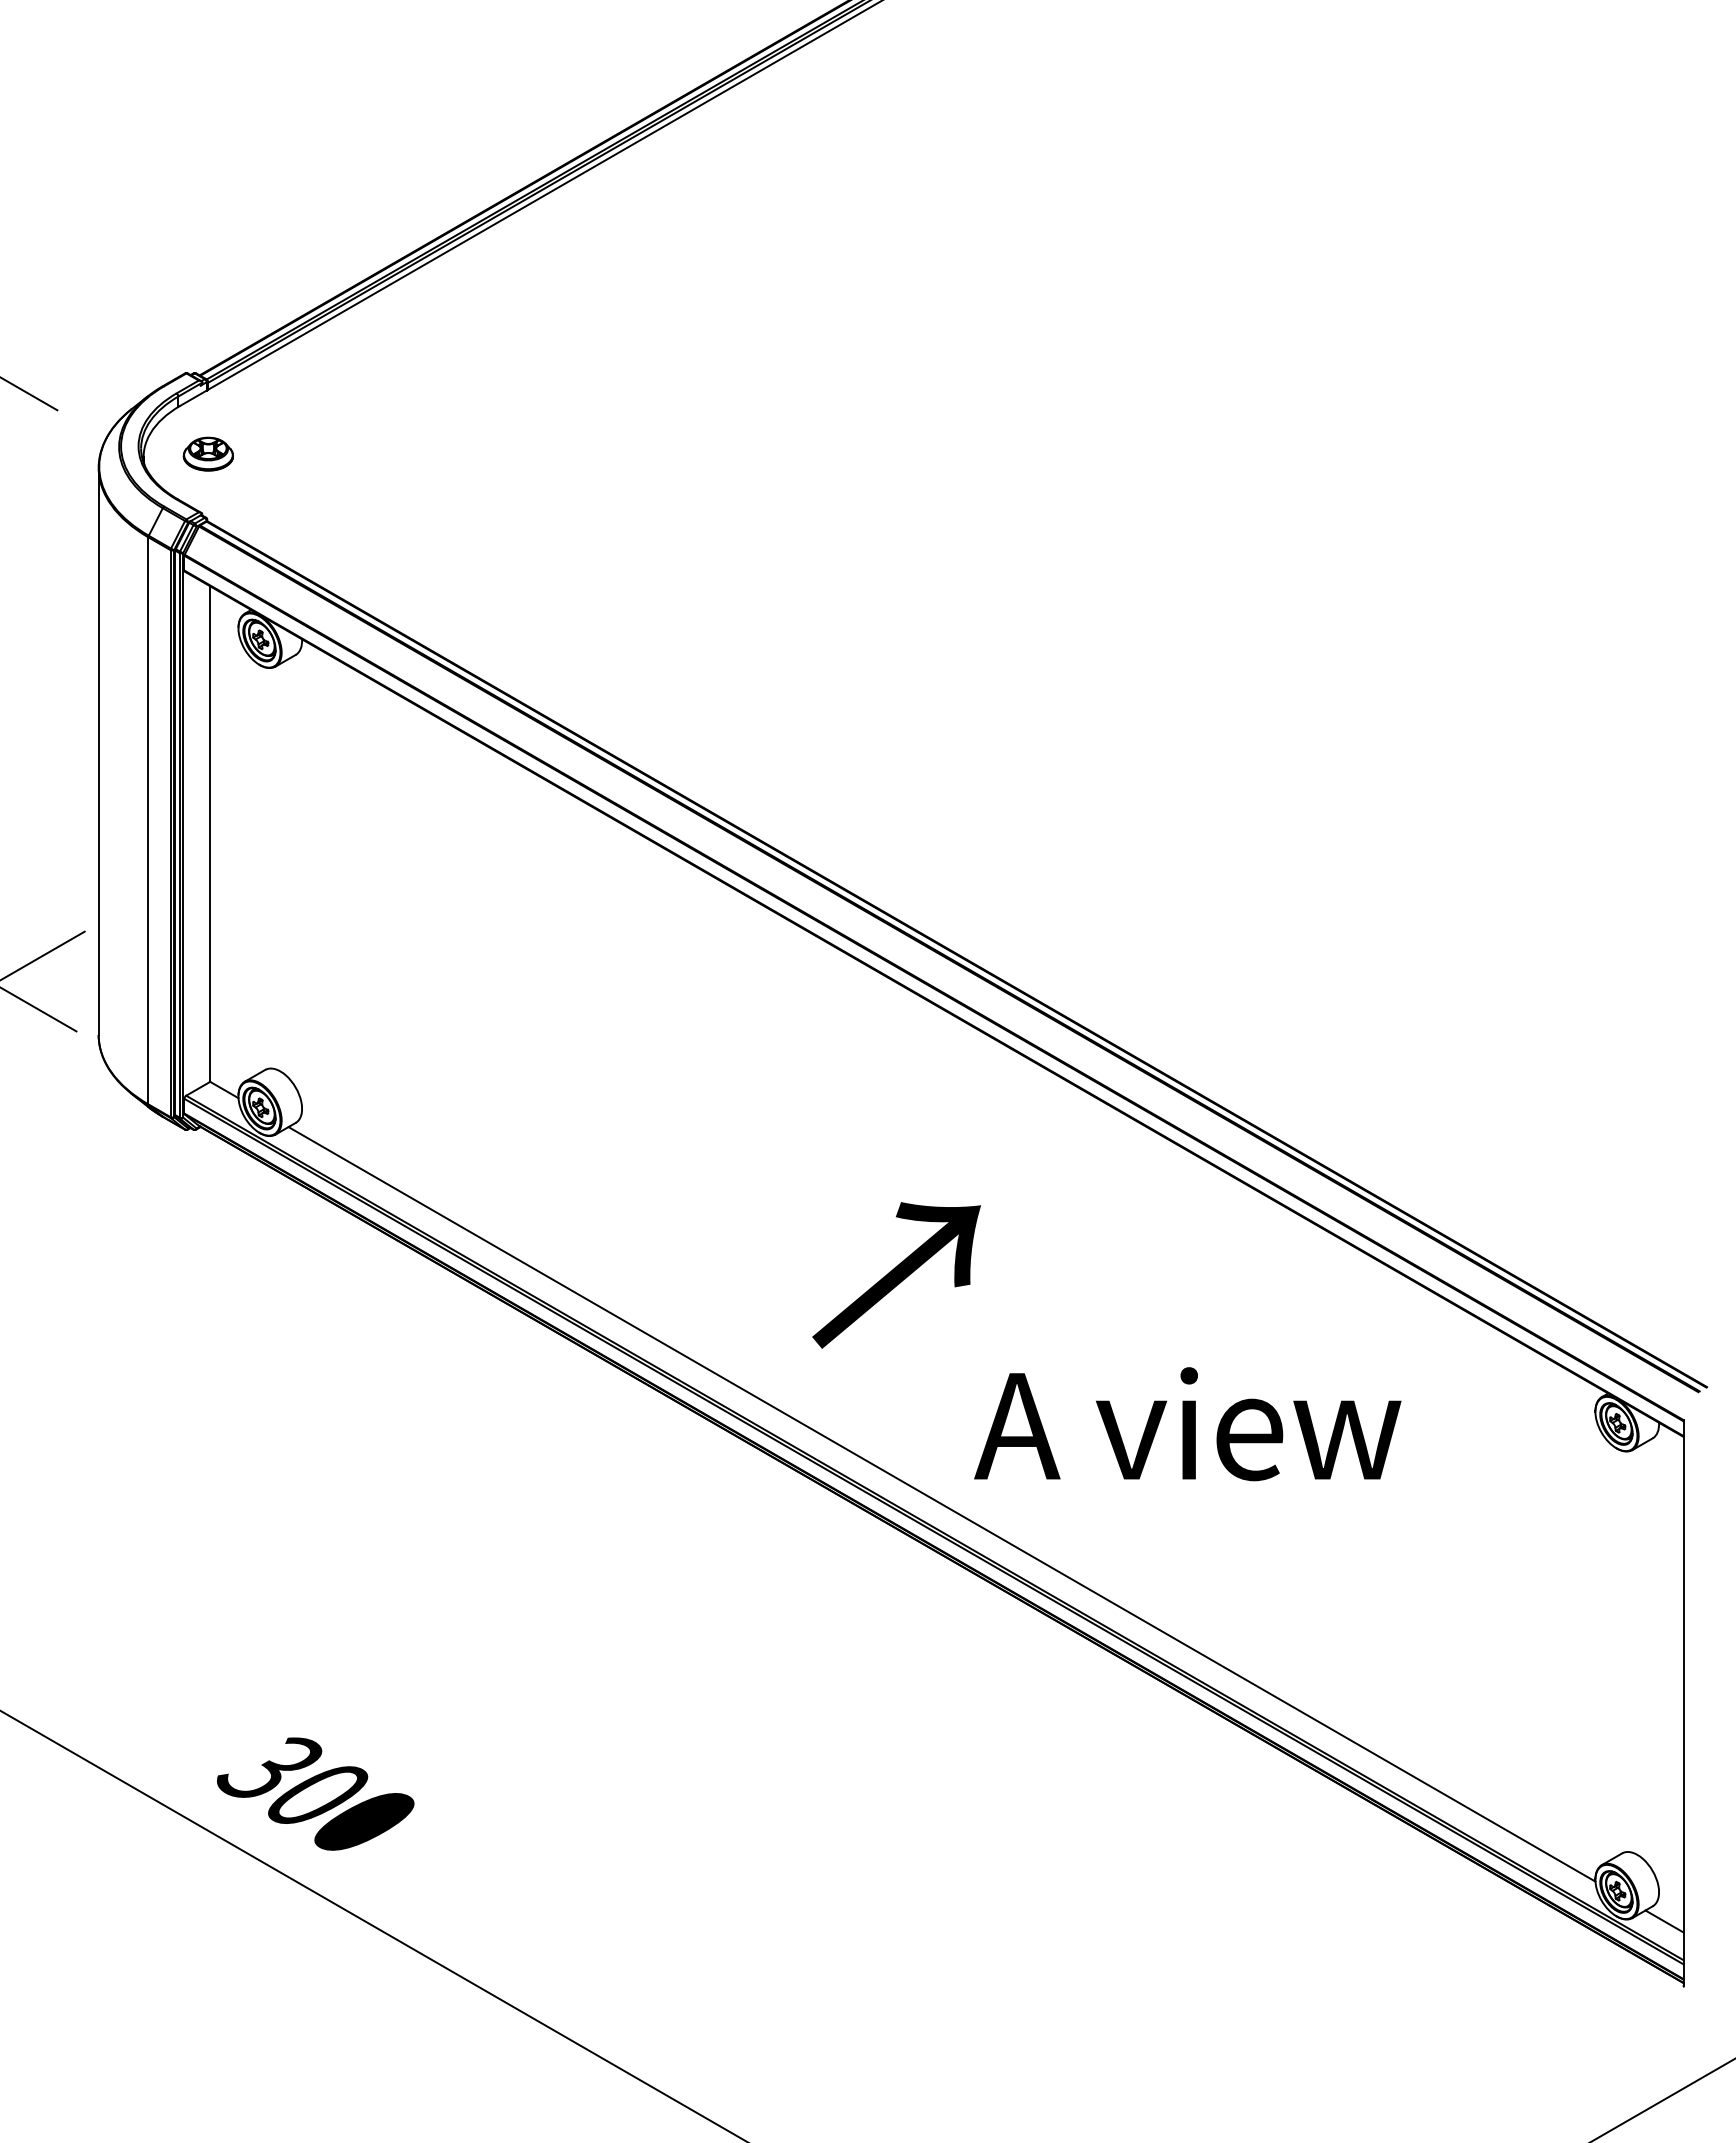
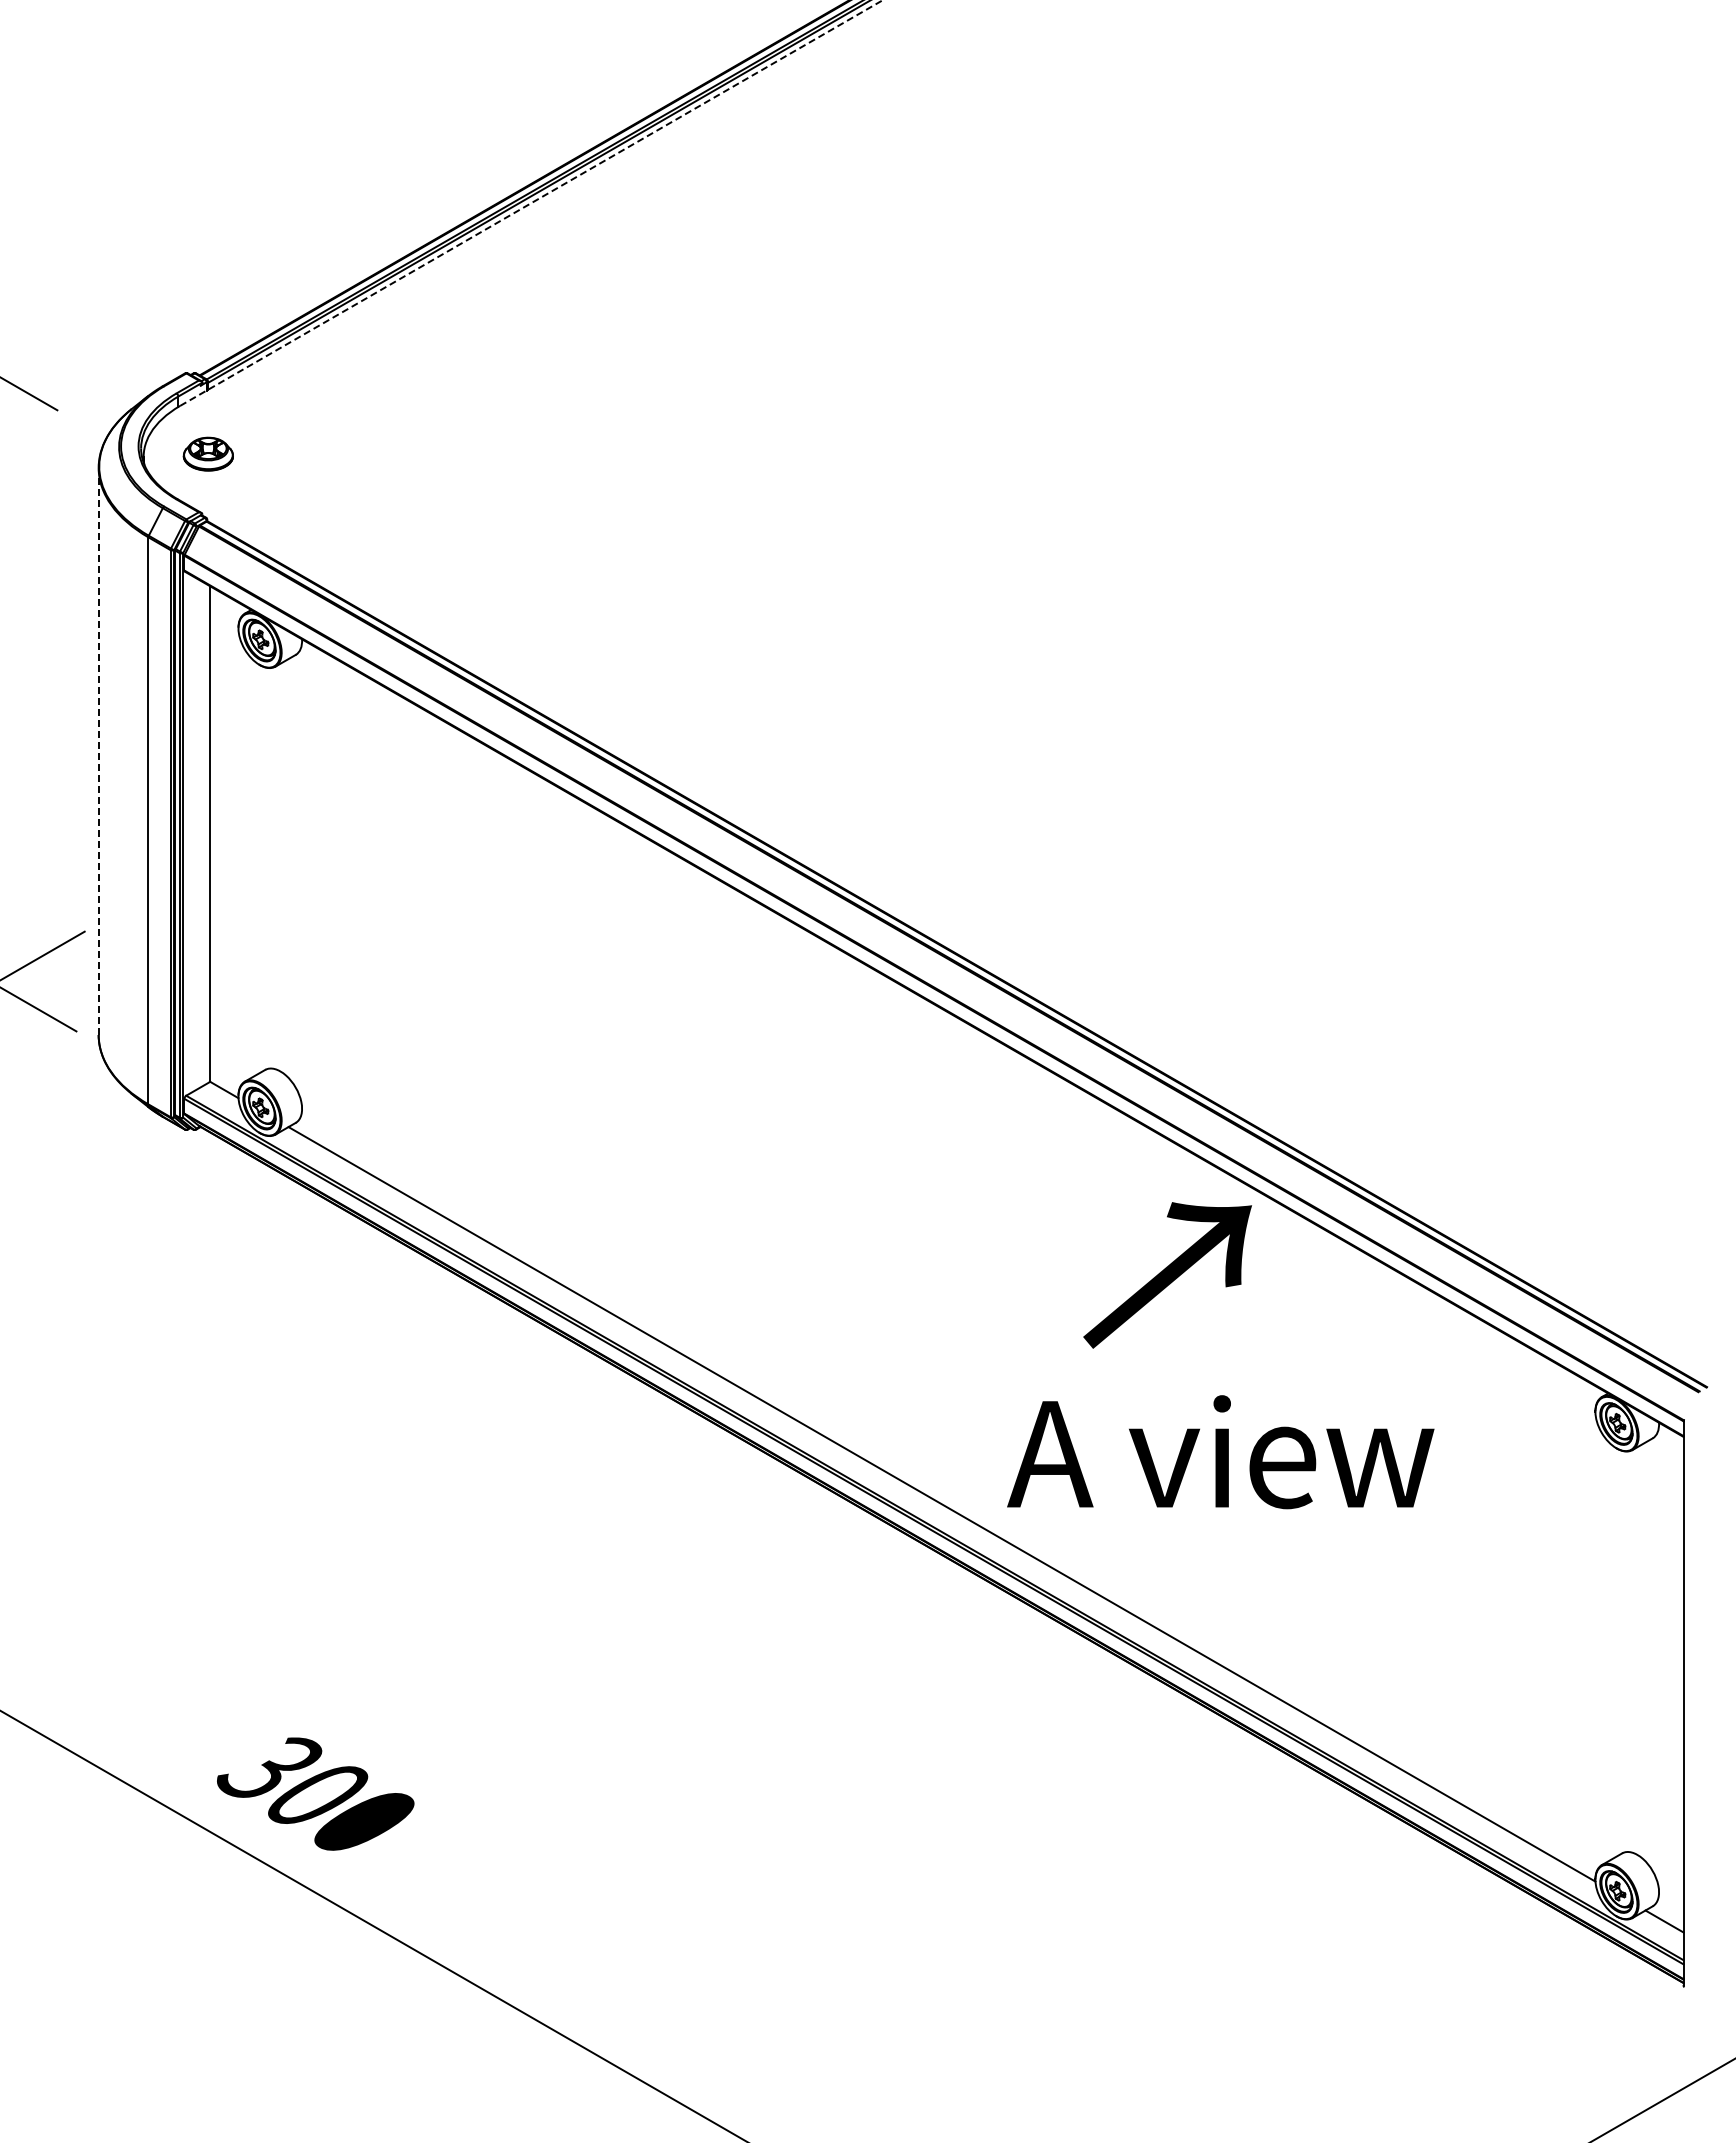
line: solid -> dashed (531, 202)
line: solid -> dashed (98, 751)
text position: (896, 1275) -> (1167, 1275) (1167, 1275)
text position: (1187, 1424) -> (1220, 1452) (1220, 1452)
